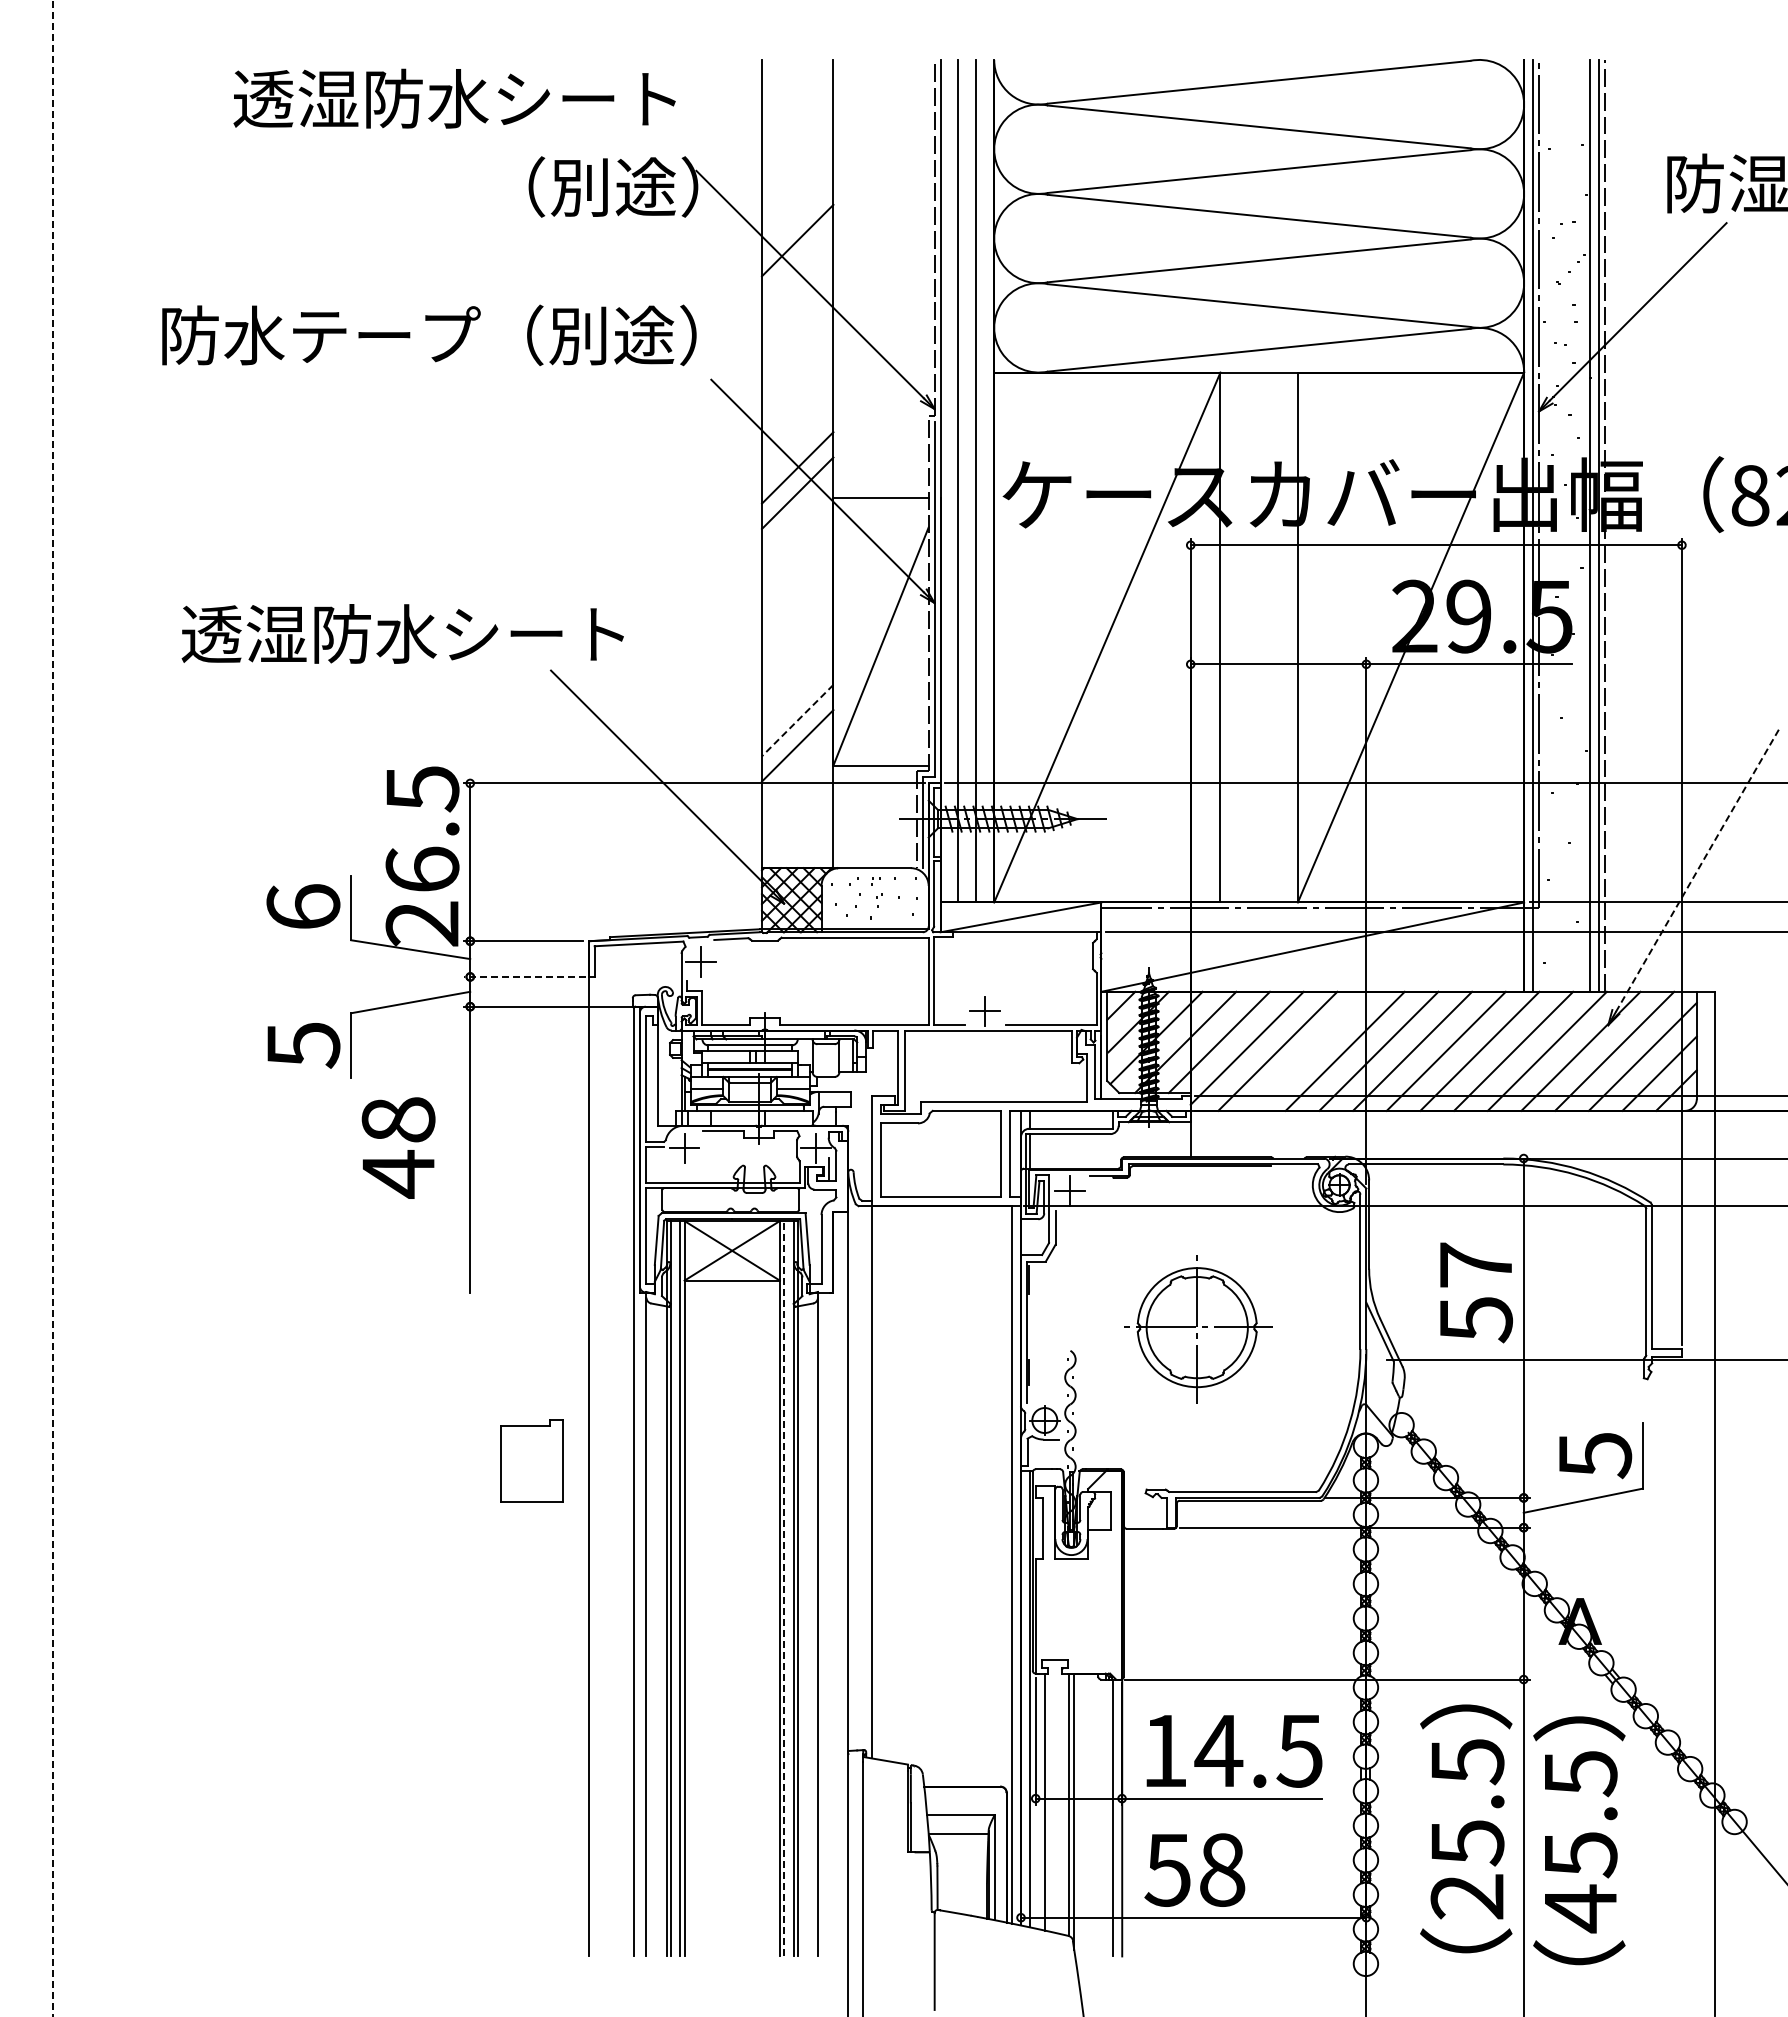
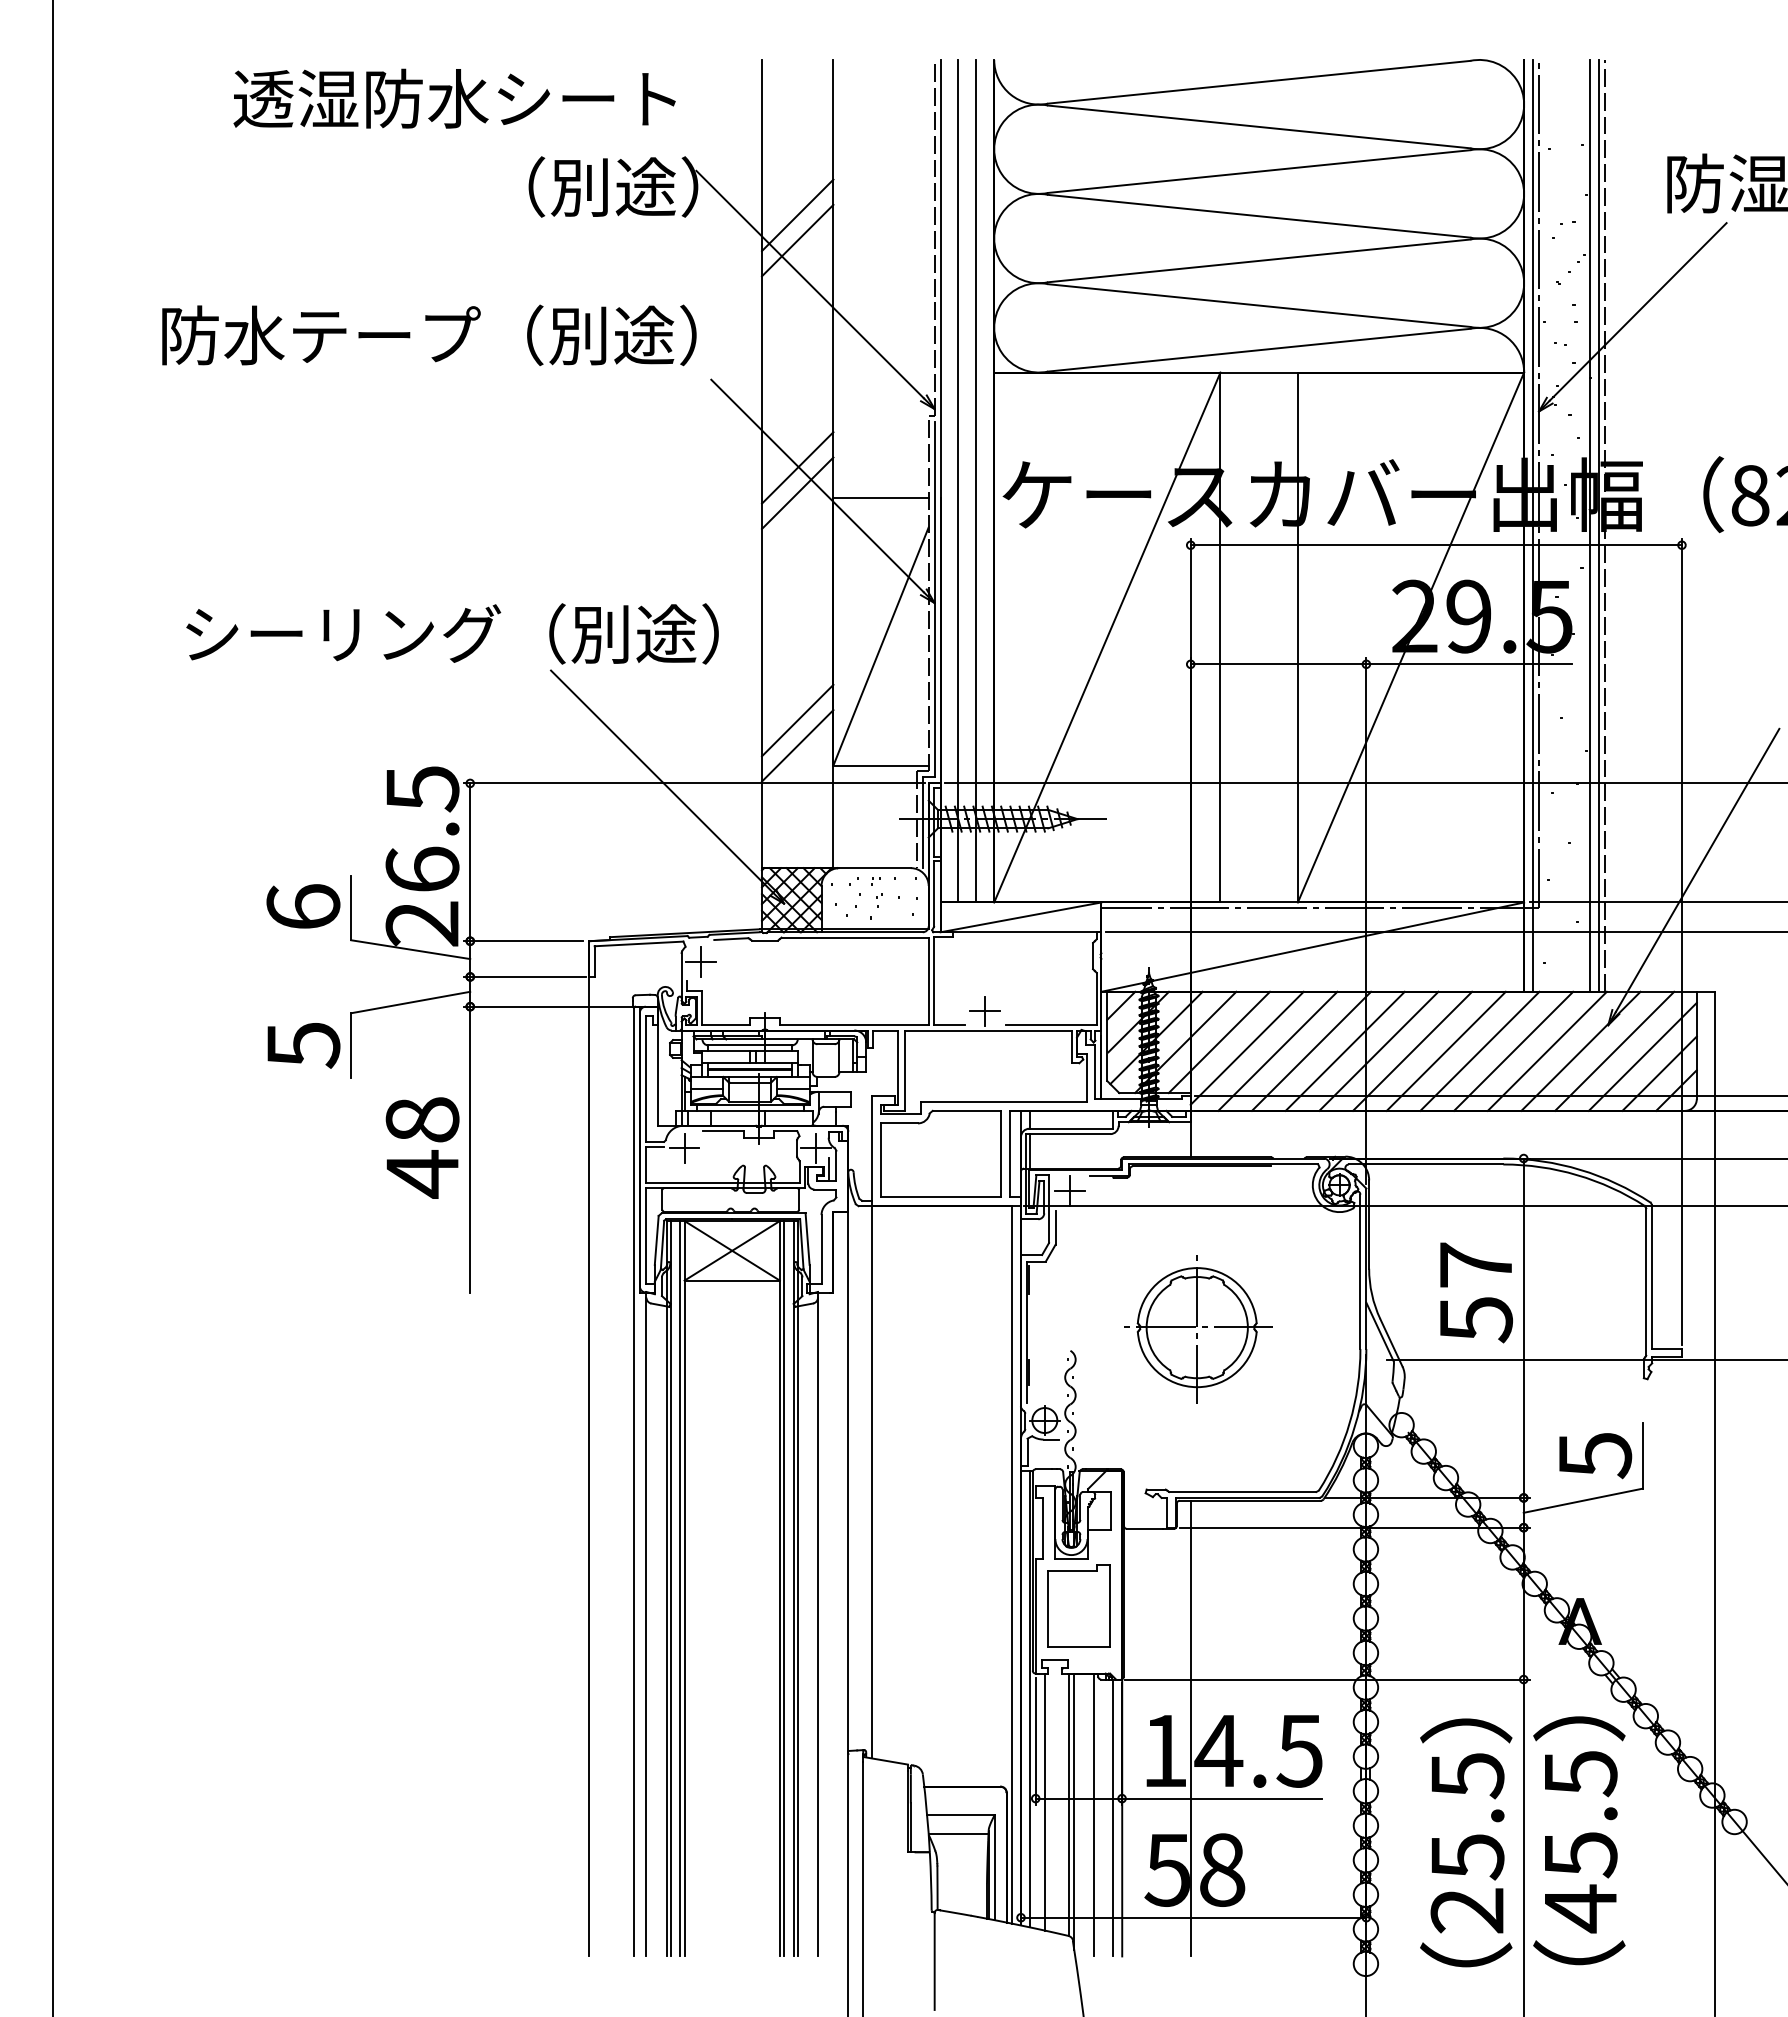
line: none -> present (797, 215)
text: 透湿防水シート -> シーリング（別途） (449, 633)
line: dashed -> solid (797, 720)
line: dashed -> solid (1697, 870)
line: dashed -> solid (525, 976)
line: dashed -> solid (53, 1009)
line: none -> present (1311, 1050)
text position: (398, 1147) -> (422, 1147) (422, 1147)
part position: (531, 1460) -> (1078, 1605) (1078, 1605)
line: dashed -> solid (784, 1588)
line: none -> present (1190, 1728)
line: none -> present (1093, 1814)
text position: (1466, 1828) -> (1466, 1842) (1466, 1842)
